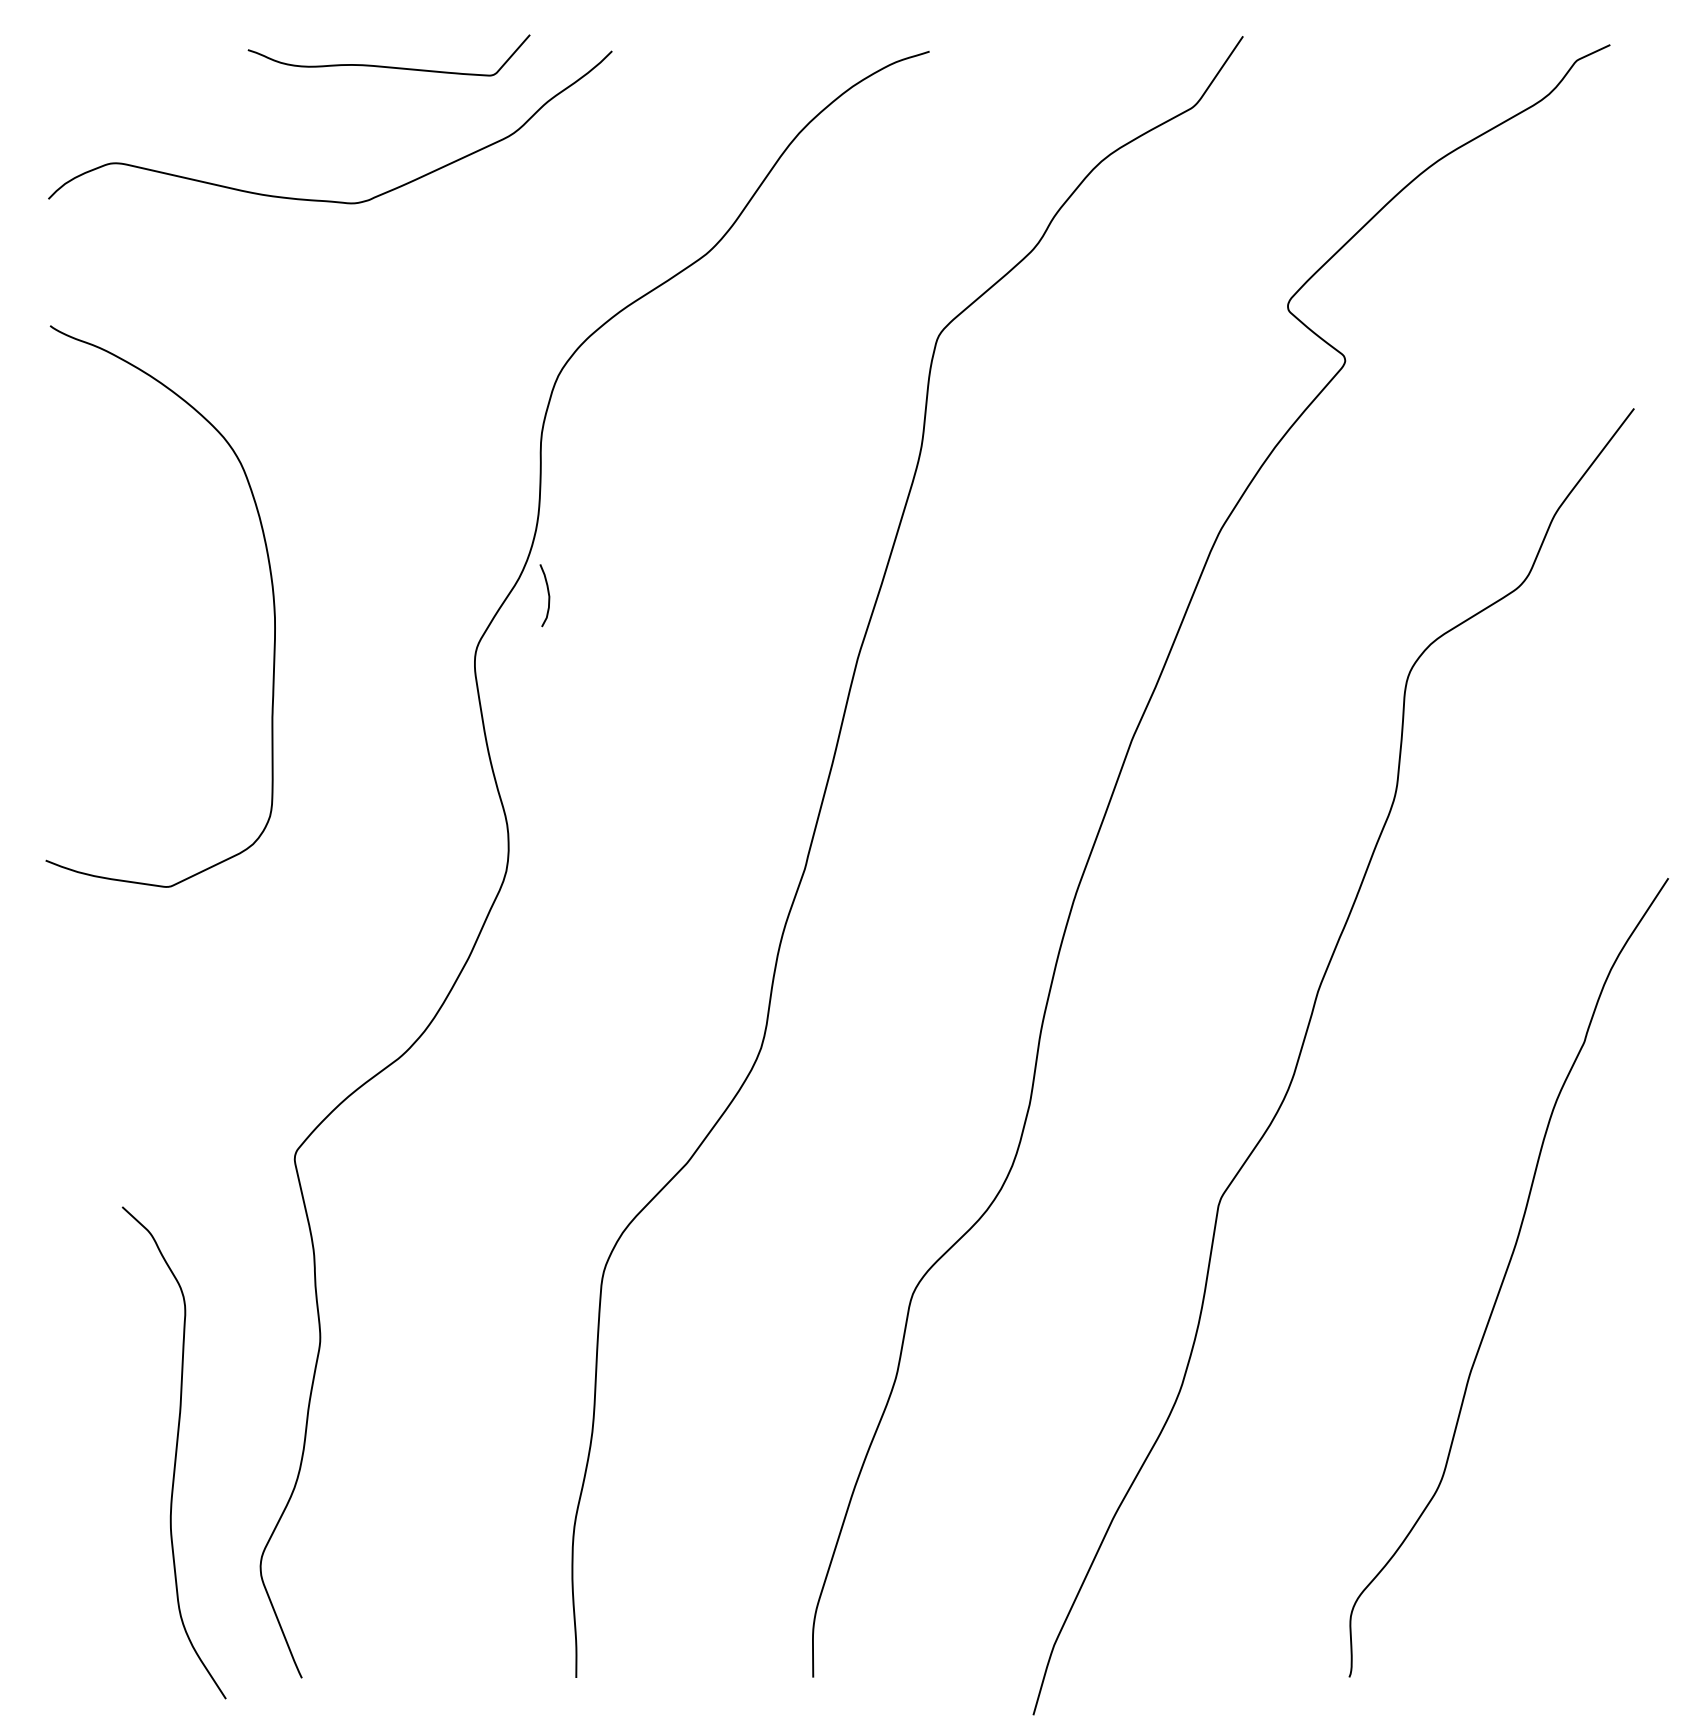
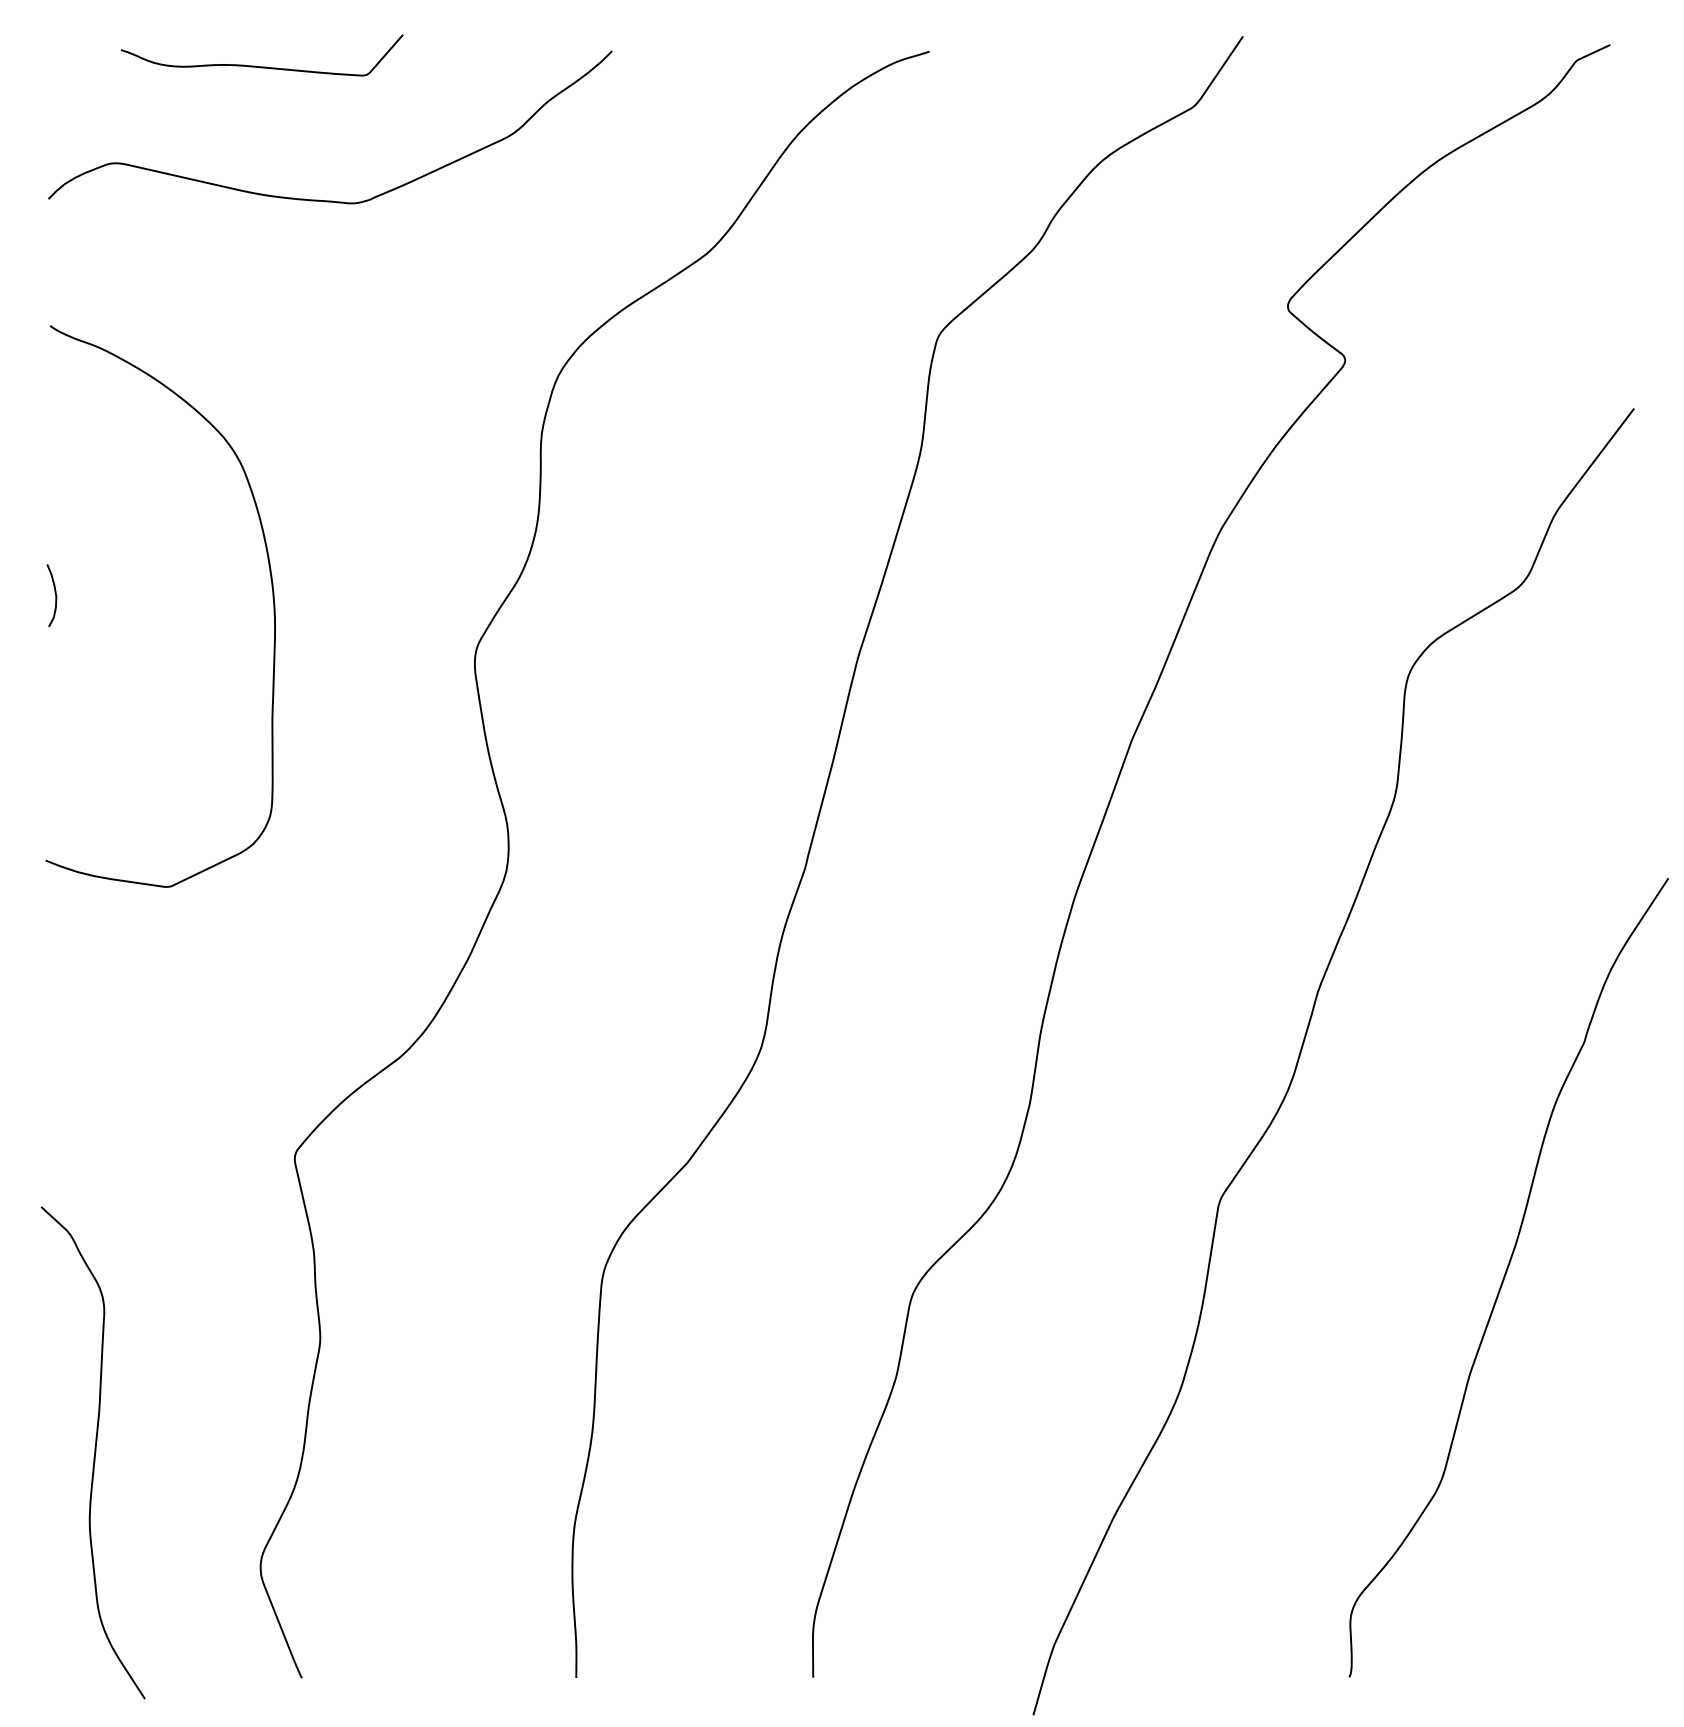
curve position: (388, 66) -> (261, 66) (261, 66)
curve position: (547, 593) -> (54, 593) (54, 593)
curve position: (175, 1452) -> (94, 1452) (94, 1452)
